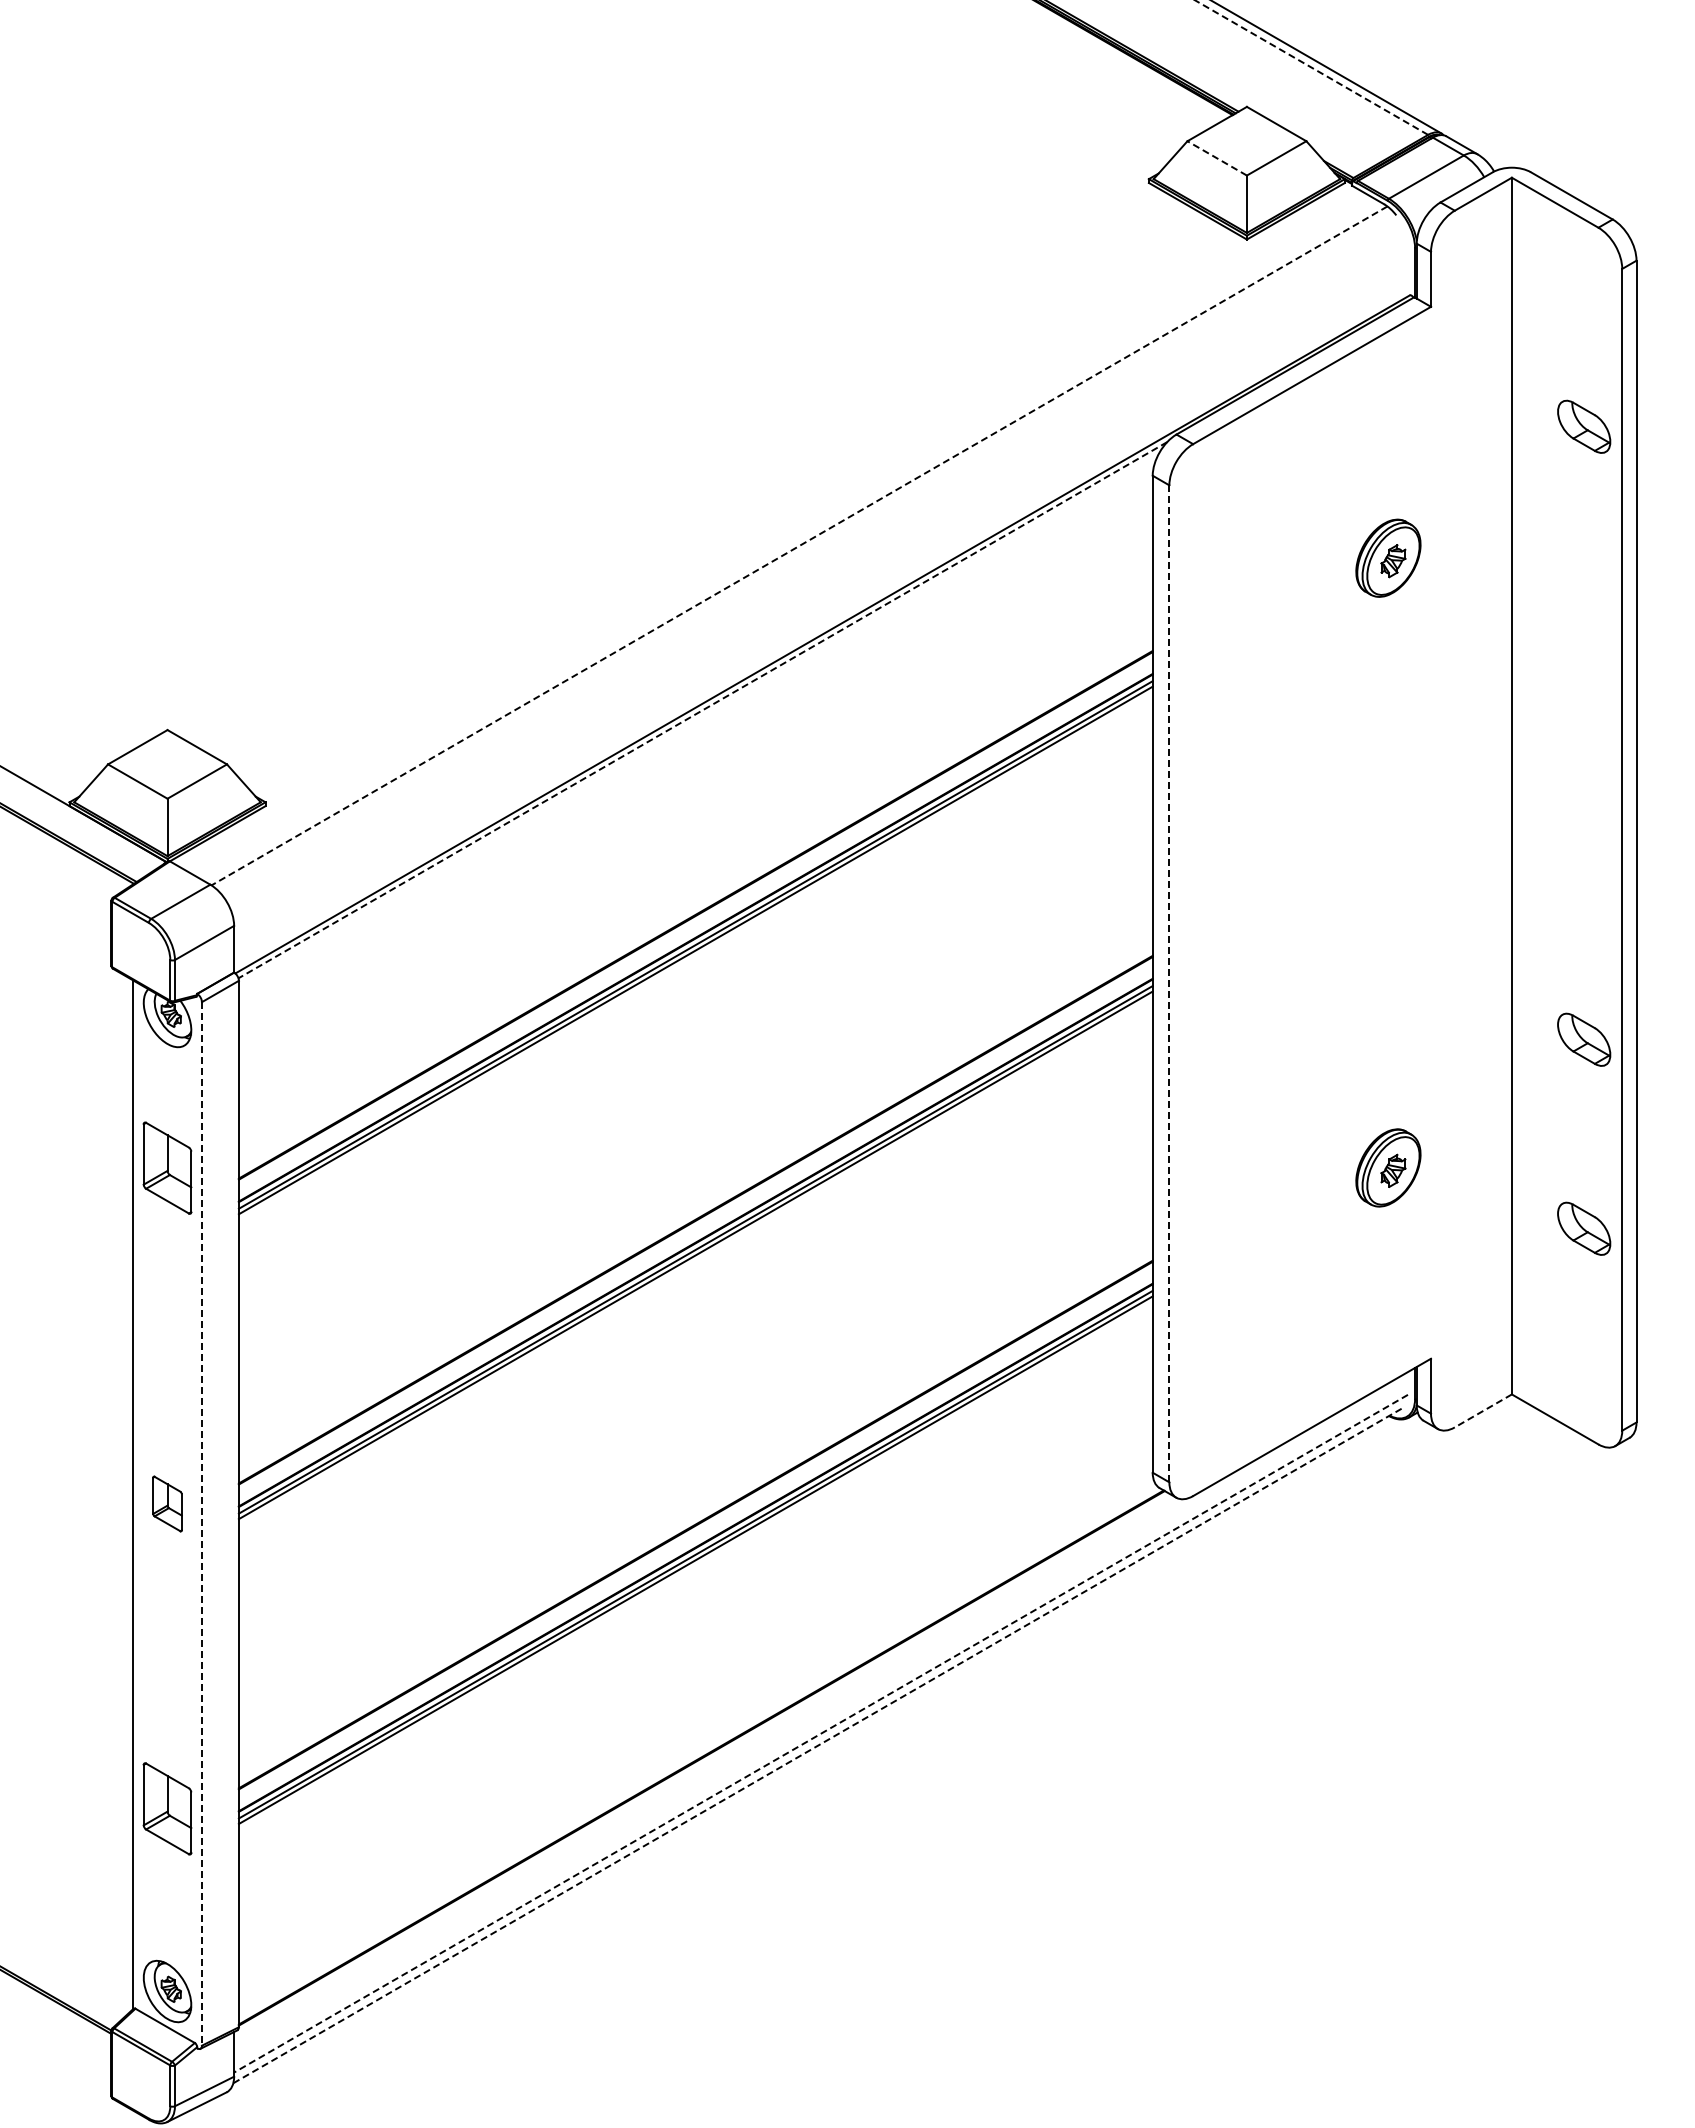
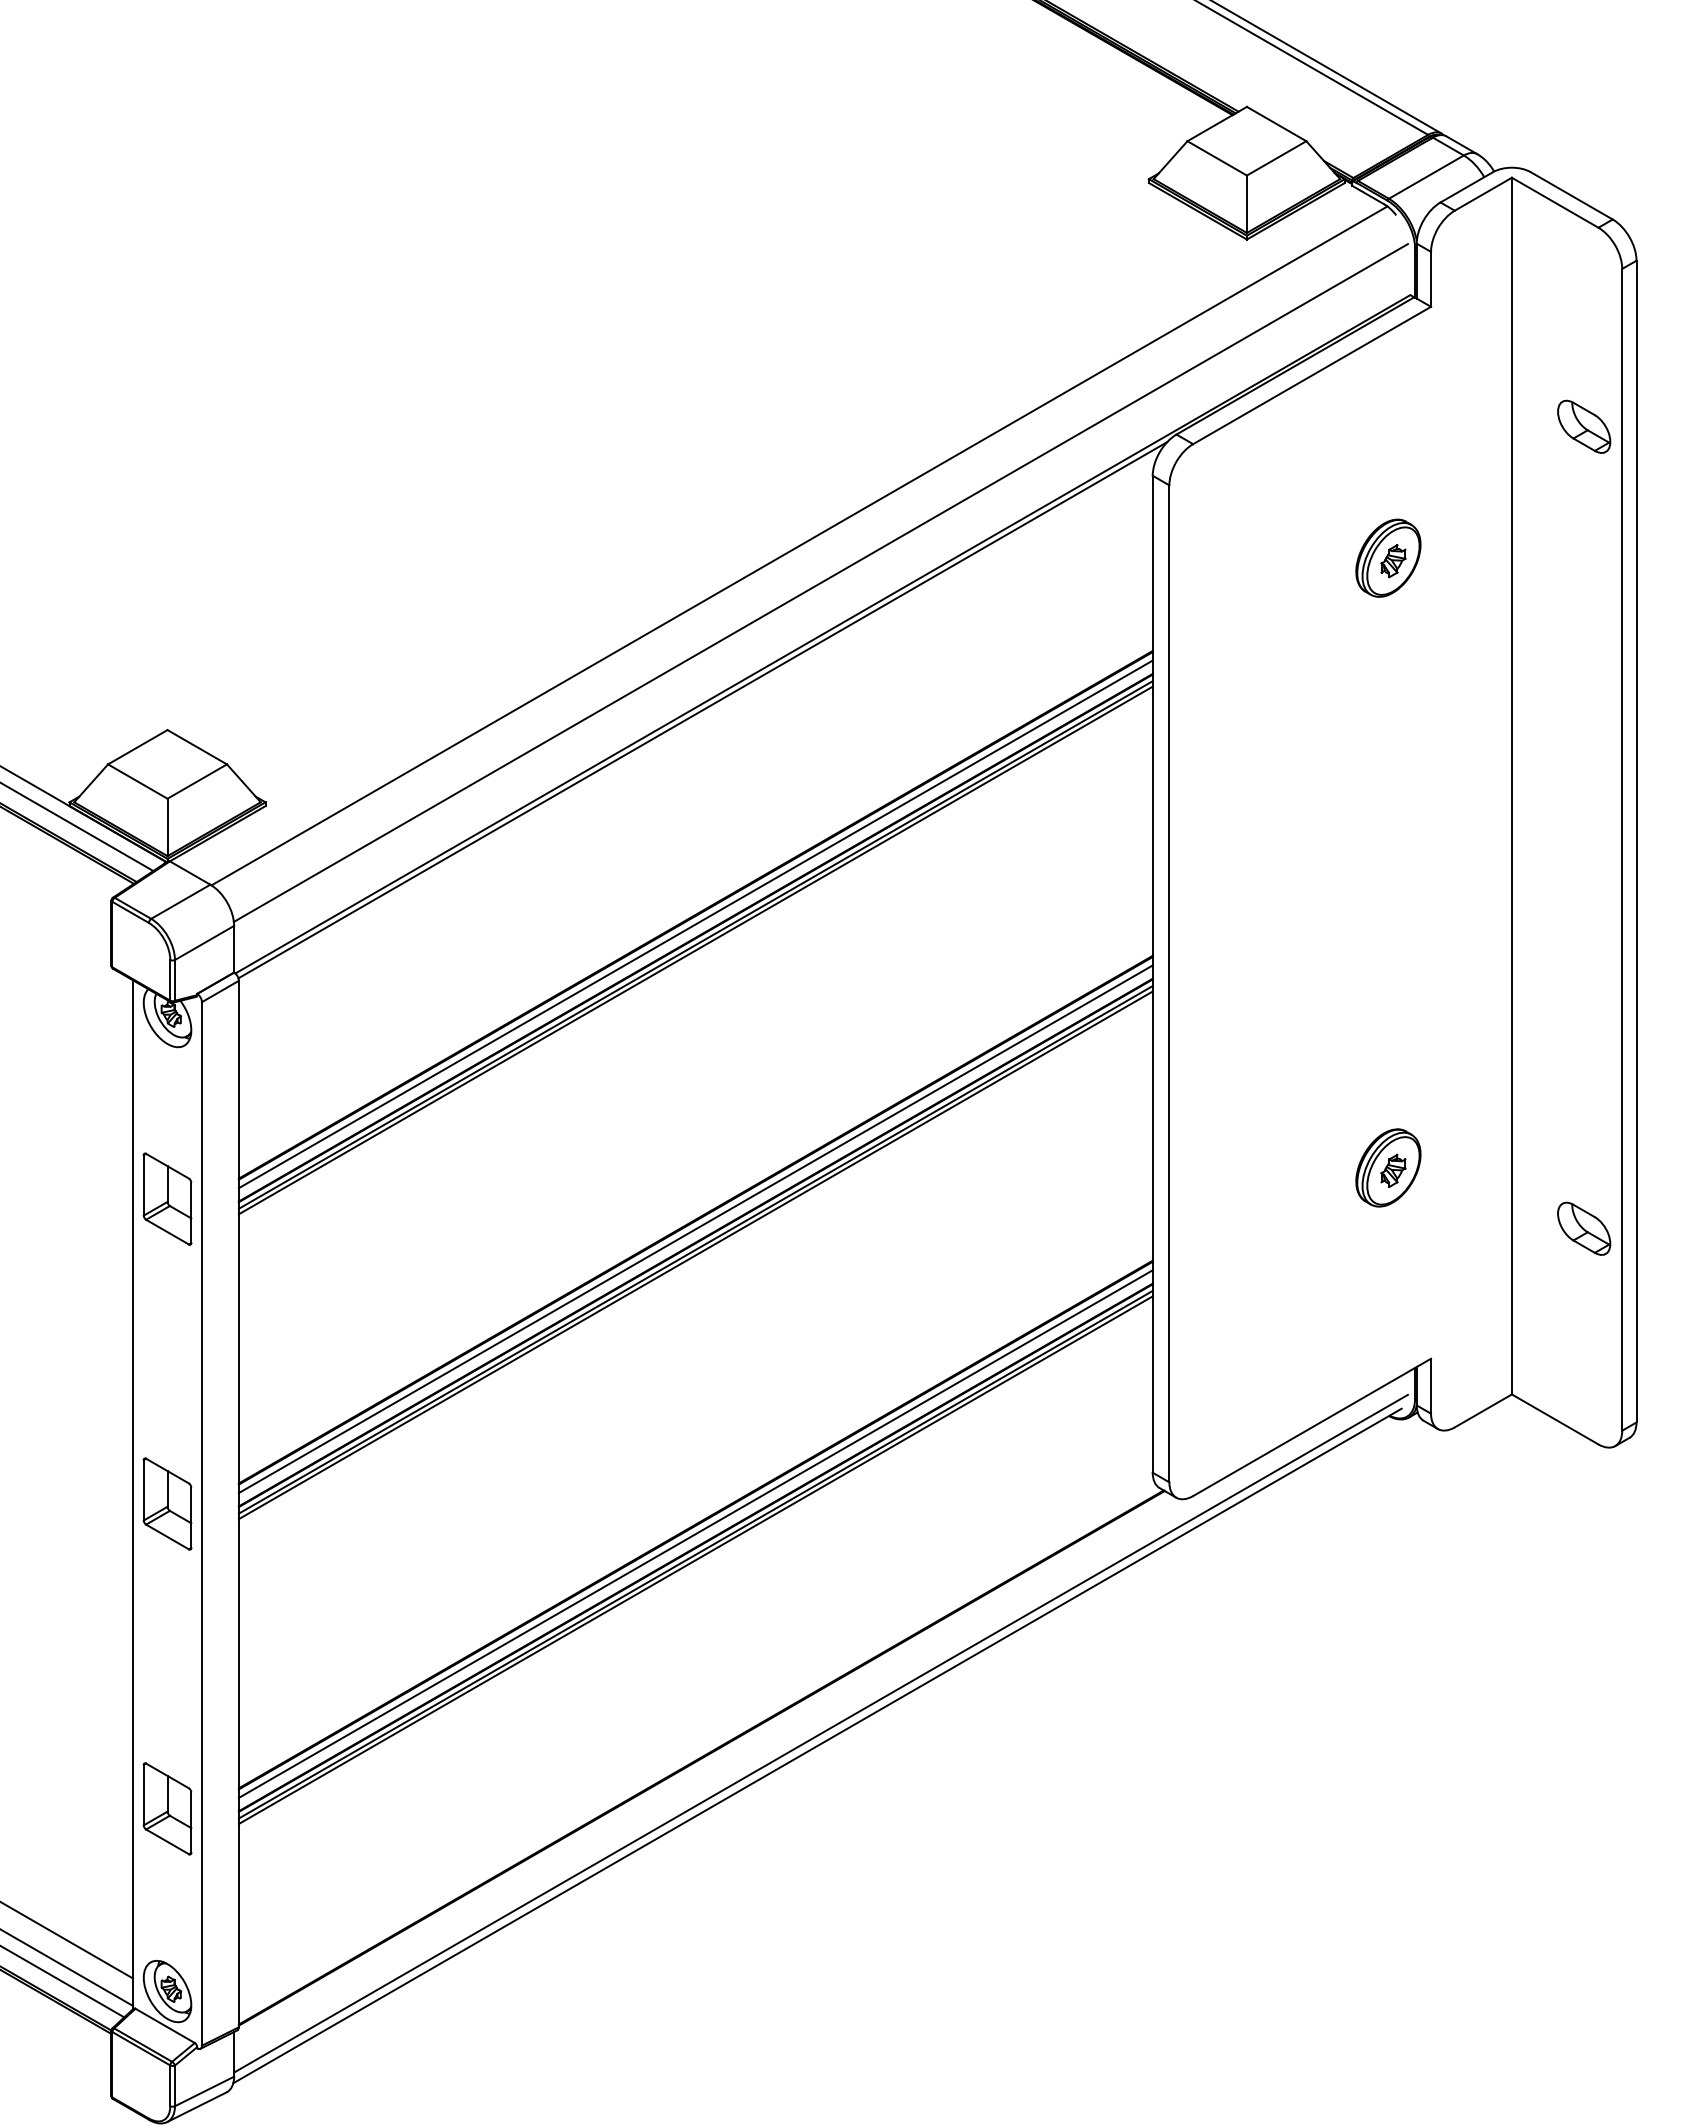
line: dashed -> solid (1311, 67)
line: dashed -> solid (1216, 158)
line: dashed -> solid (799, 545)
line: none -> present (820, 582)
line: dashed -> solid (702, 710)
line: none -> present (77, 827)
line: none -> present (695, 924)
line: dashed -> solid (1169, 984)
part: present -> none (1584, 1039)
part position: (167, 1167) -> (167, 1198) (167, 1198)
line: none -> present (695, 1229)
line: dashed -> solid (1483, 1410)
part size: 31x58 px -> 51x94 px (167, 1503)
line: dashed -> solid (201, 1523)
line: none -> present (695, 1533)
line: dashed -> solid (821, 1733)
line: dashed -> solid (817, 1745)
line: none -> present (67, 1940)
line: none -> present (67, 1967)
line: none -> present (63, 1981)
